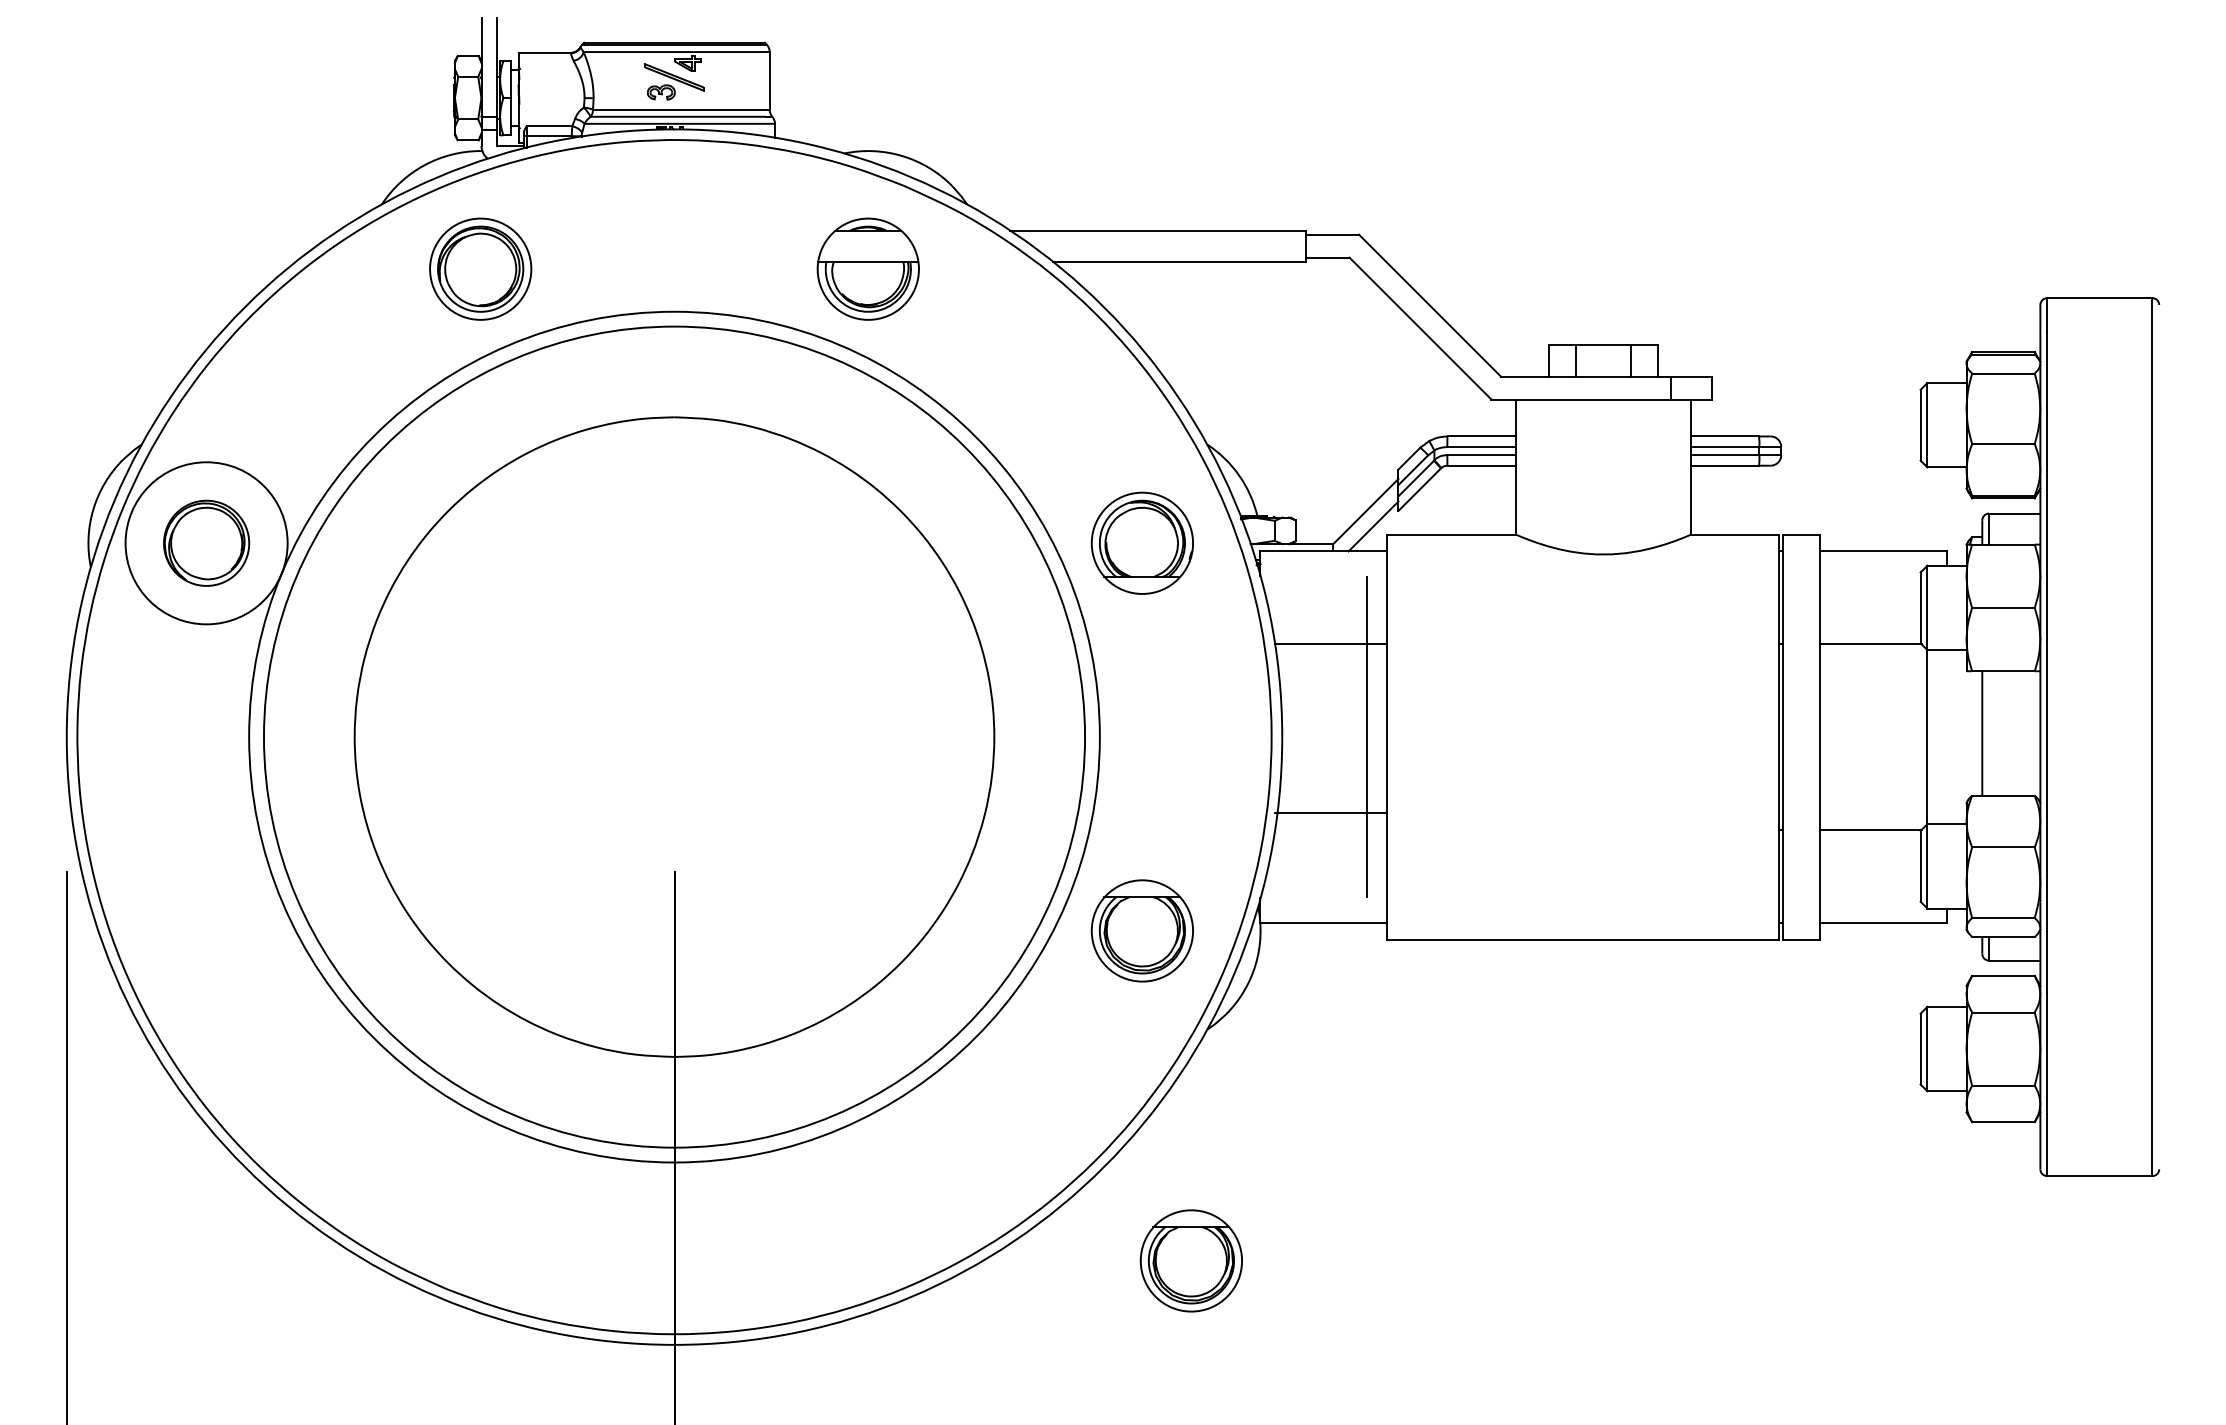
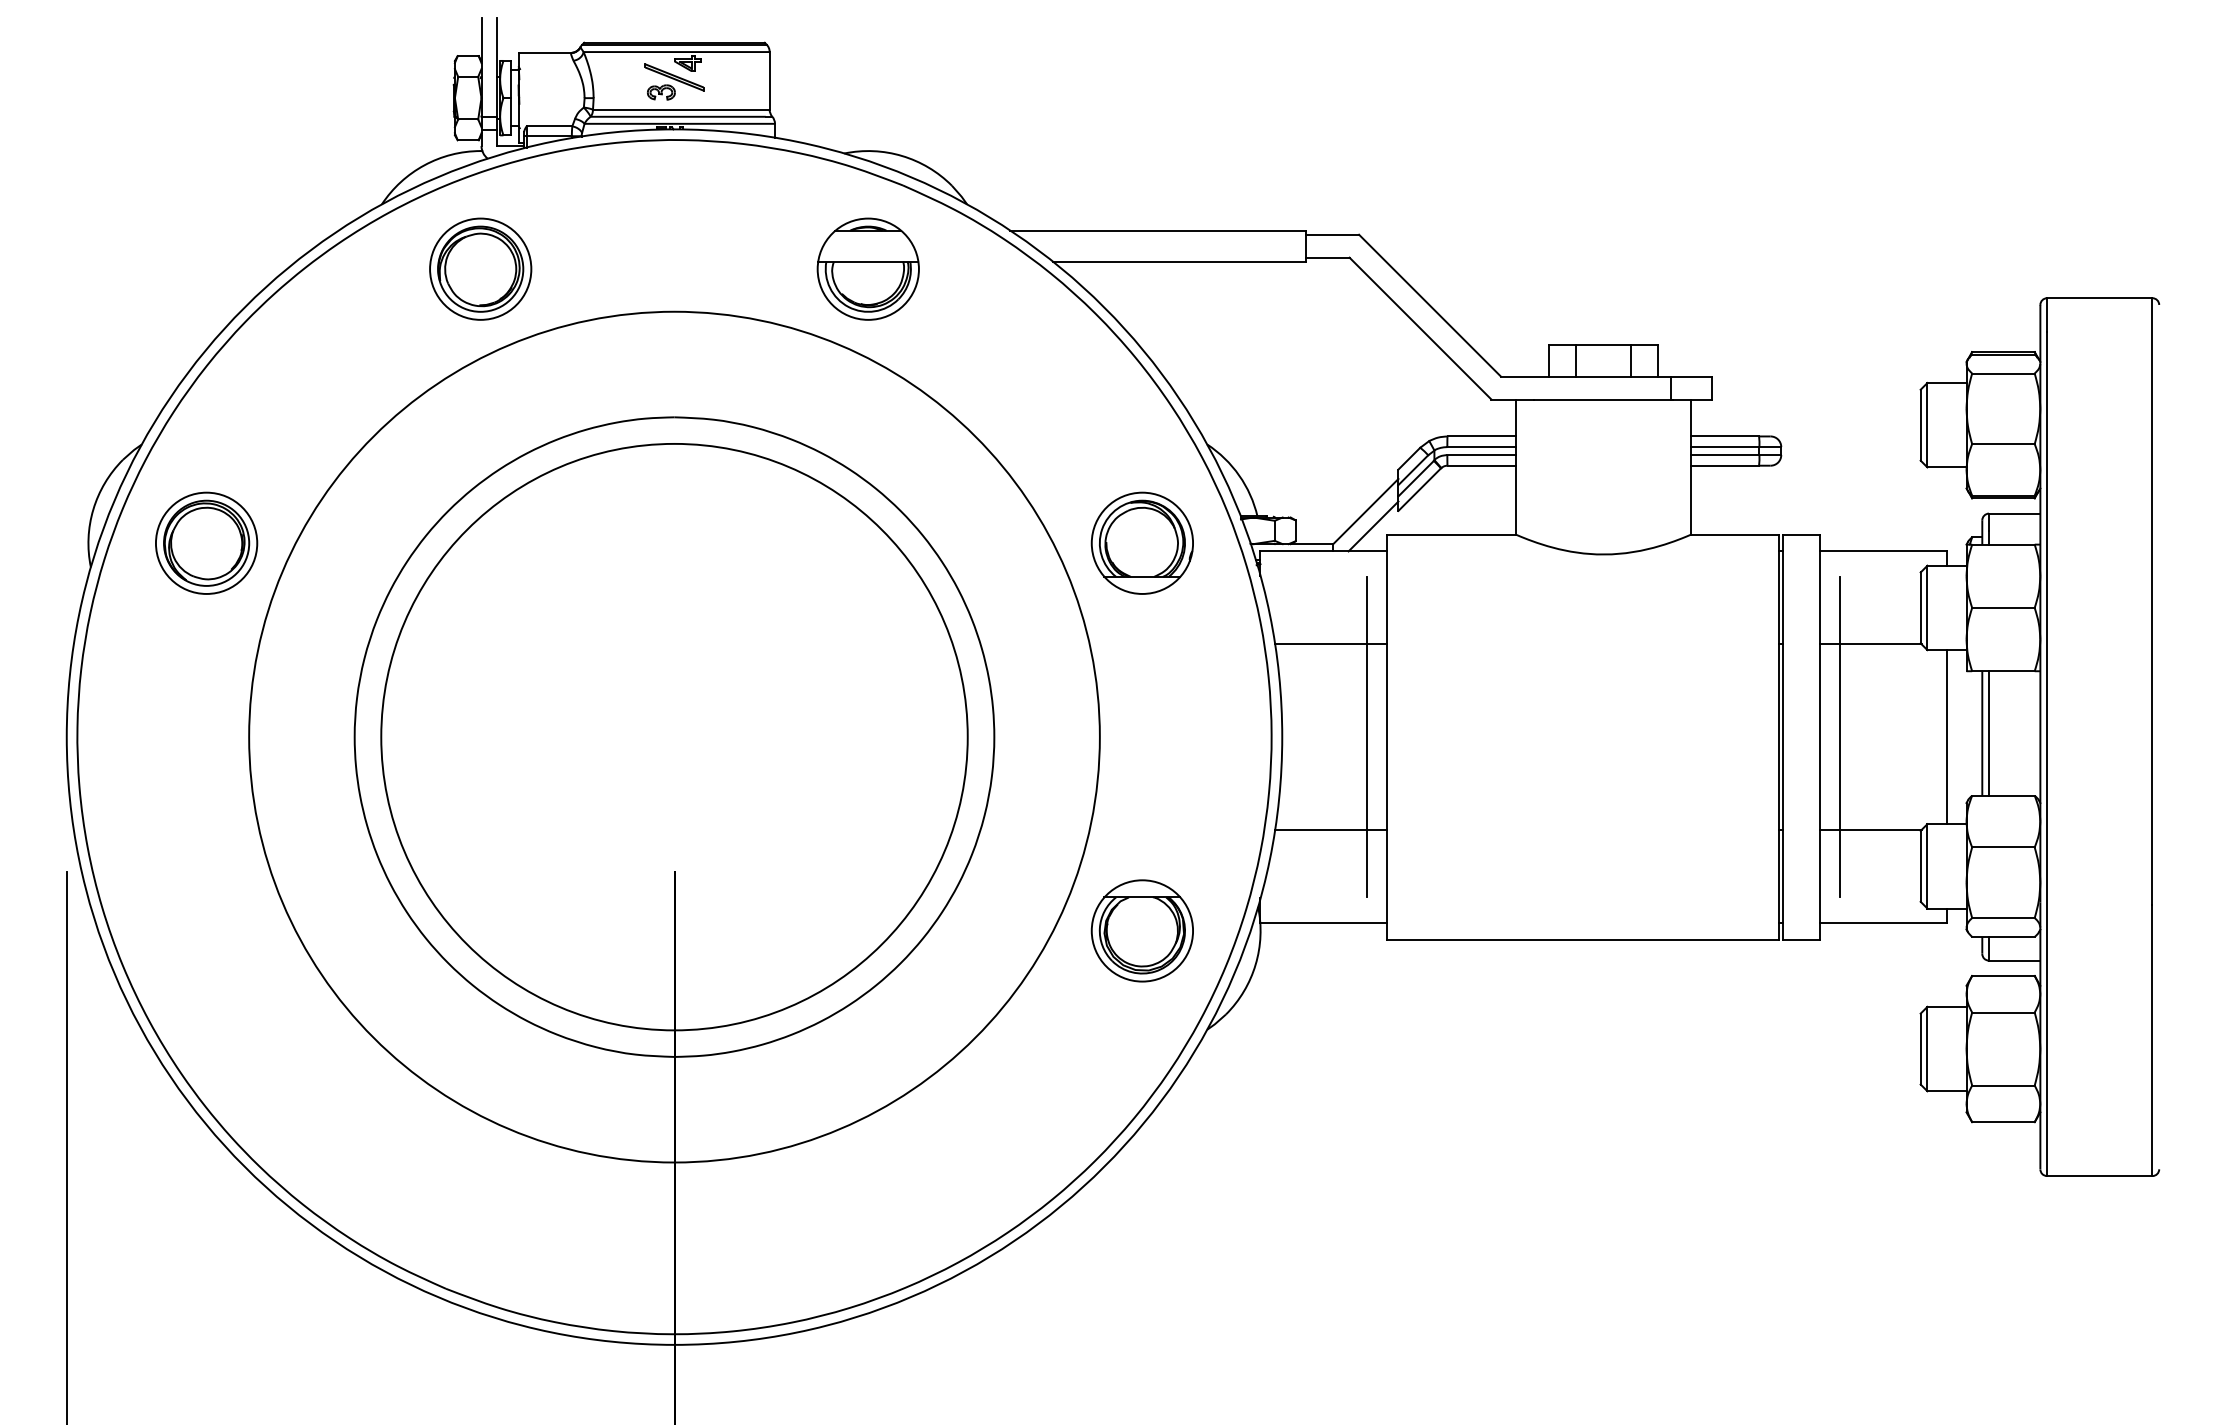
circle diameter: 162 px -> 101 px (206, 542)
line: none -> present (1989, 733)
circle diameter: 821 px -> 586 px (674, 736)
line: none -> present (1840, 736)
line position: (1926, 737) -> (1946, 737) (1946, 737)
line position: (1331, 813) -> (1331, 830) (1331, 830)
part: present -> none (1190, 1260)
